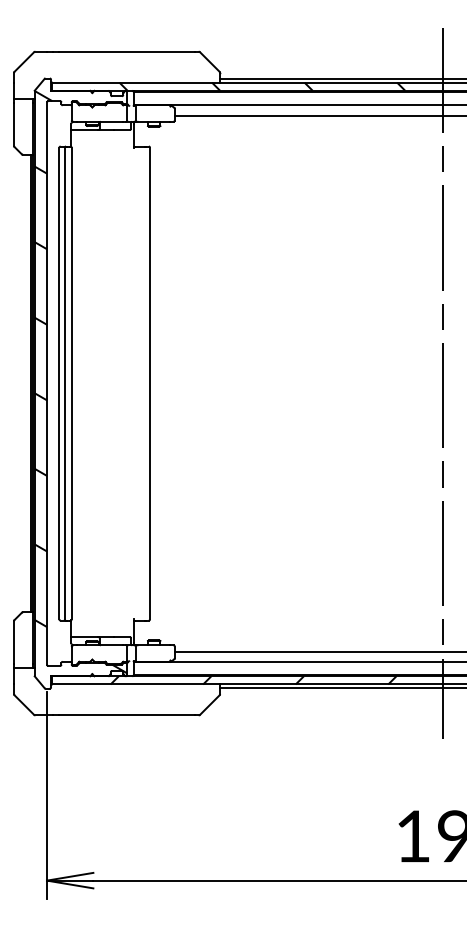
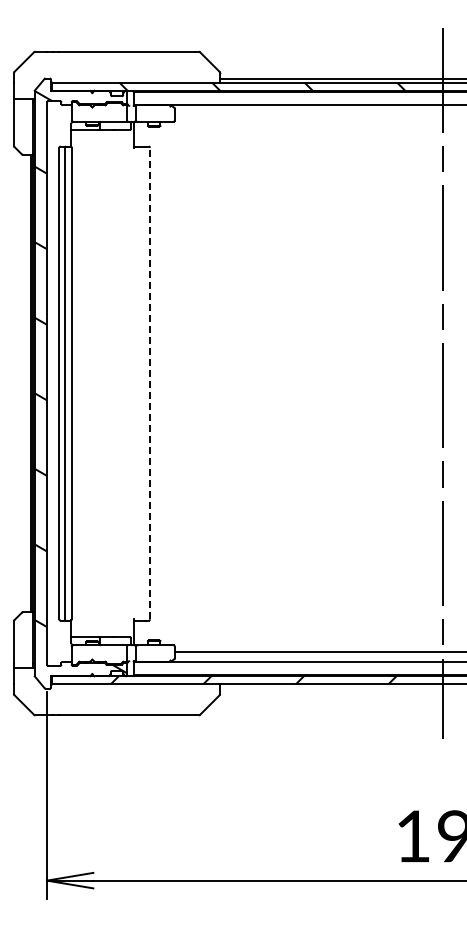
line: present -> none (318, 115)
line: solid -> dashed (150, 383)
line: present -> none (341, 687)
